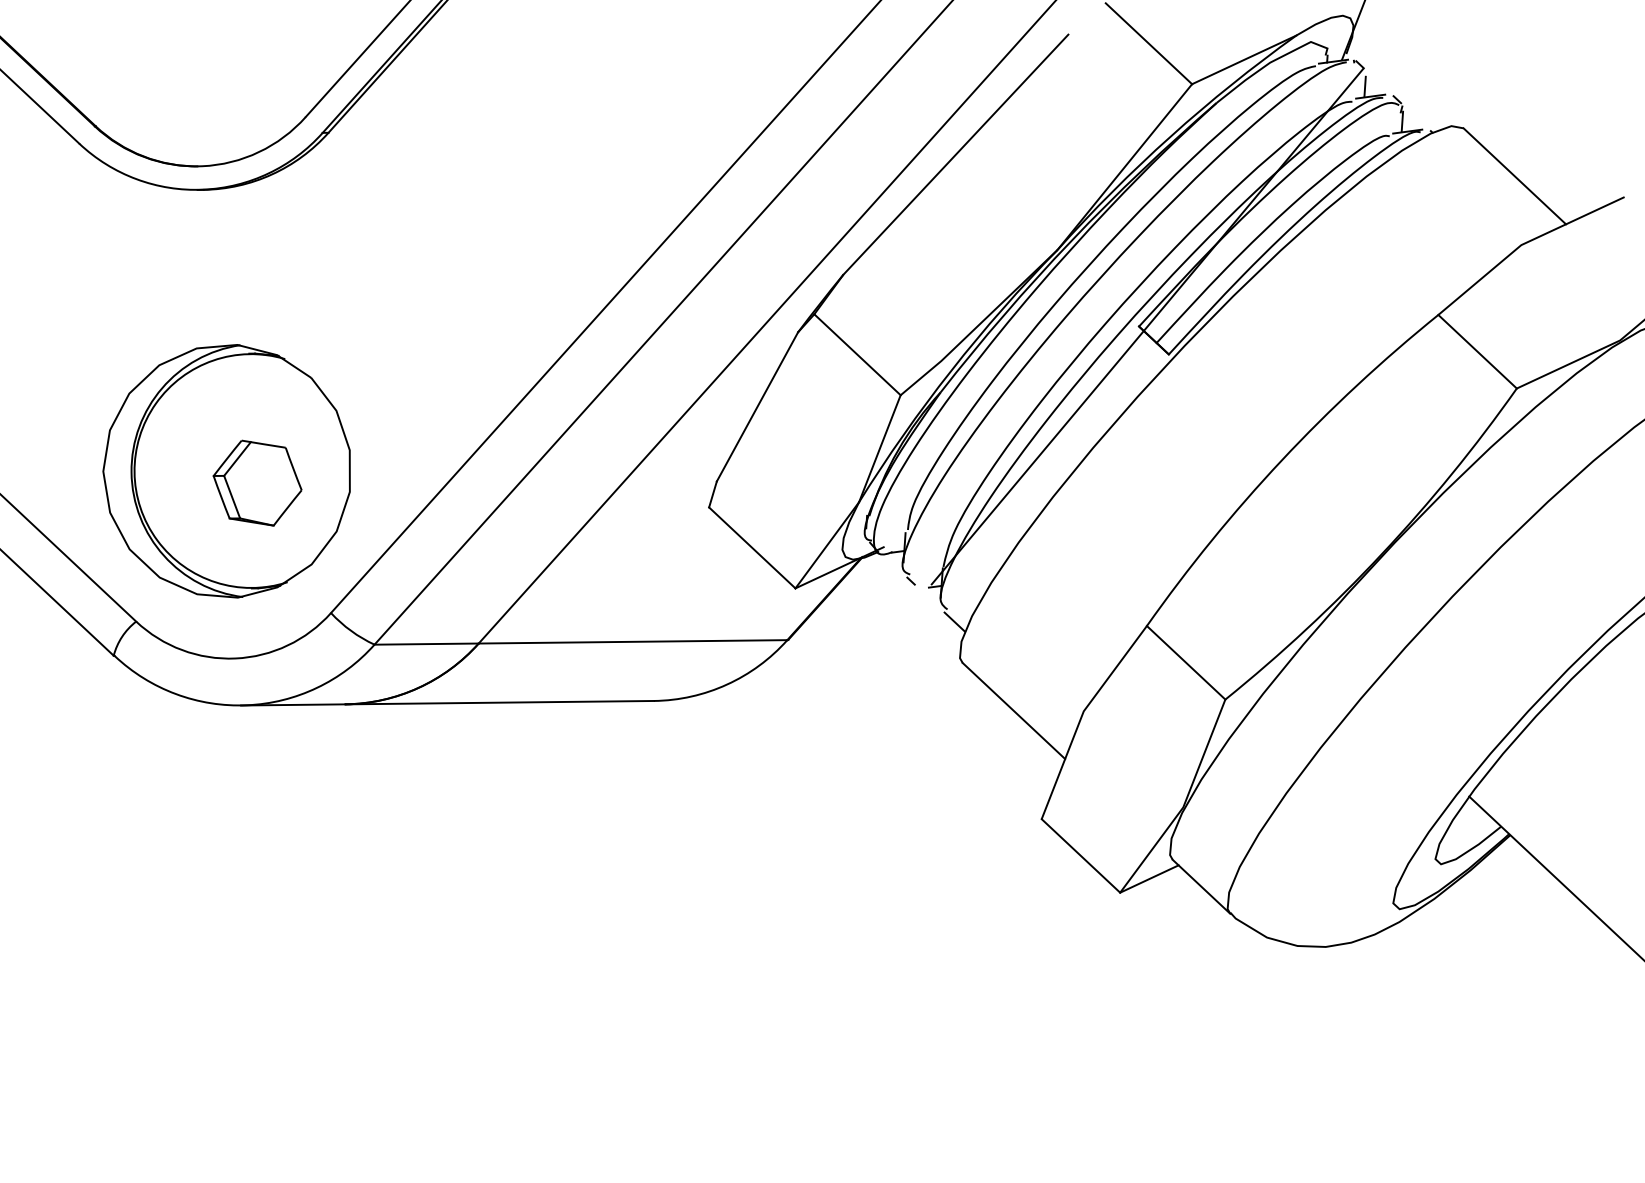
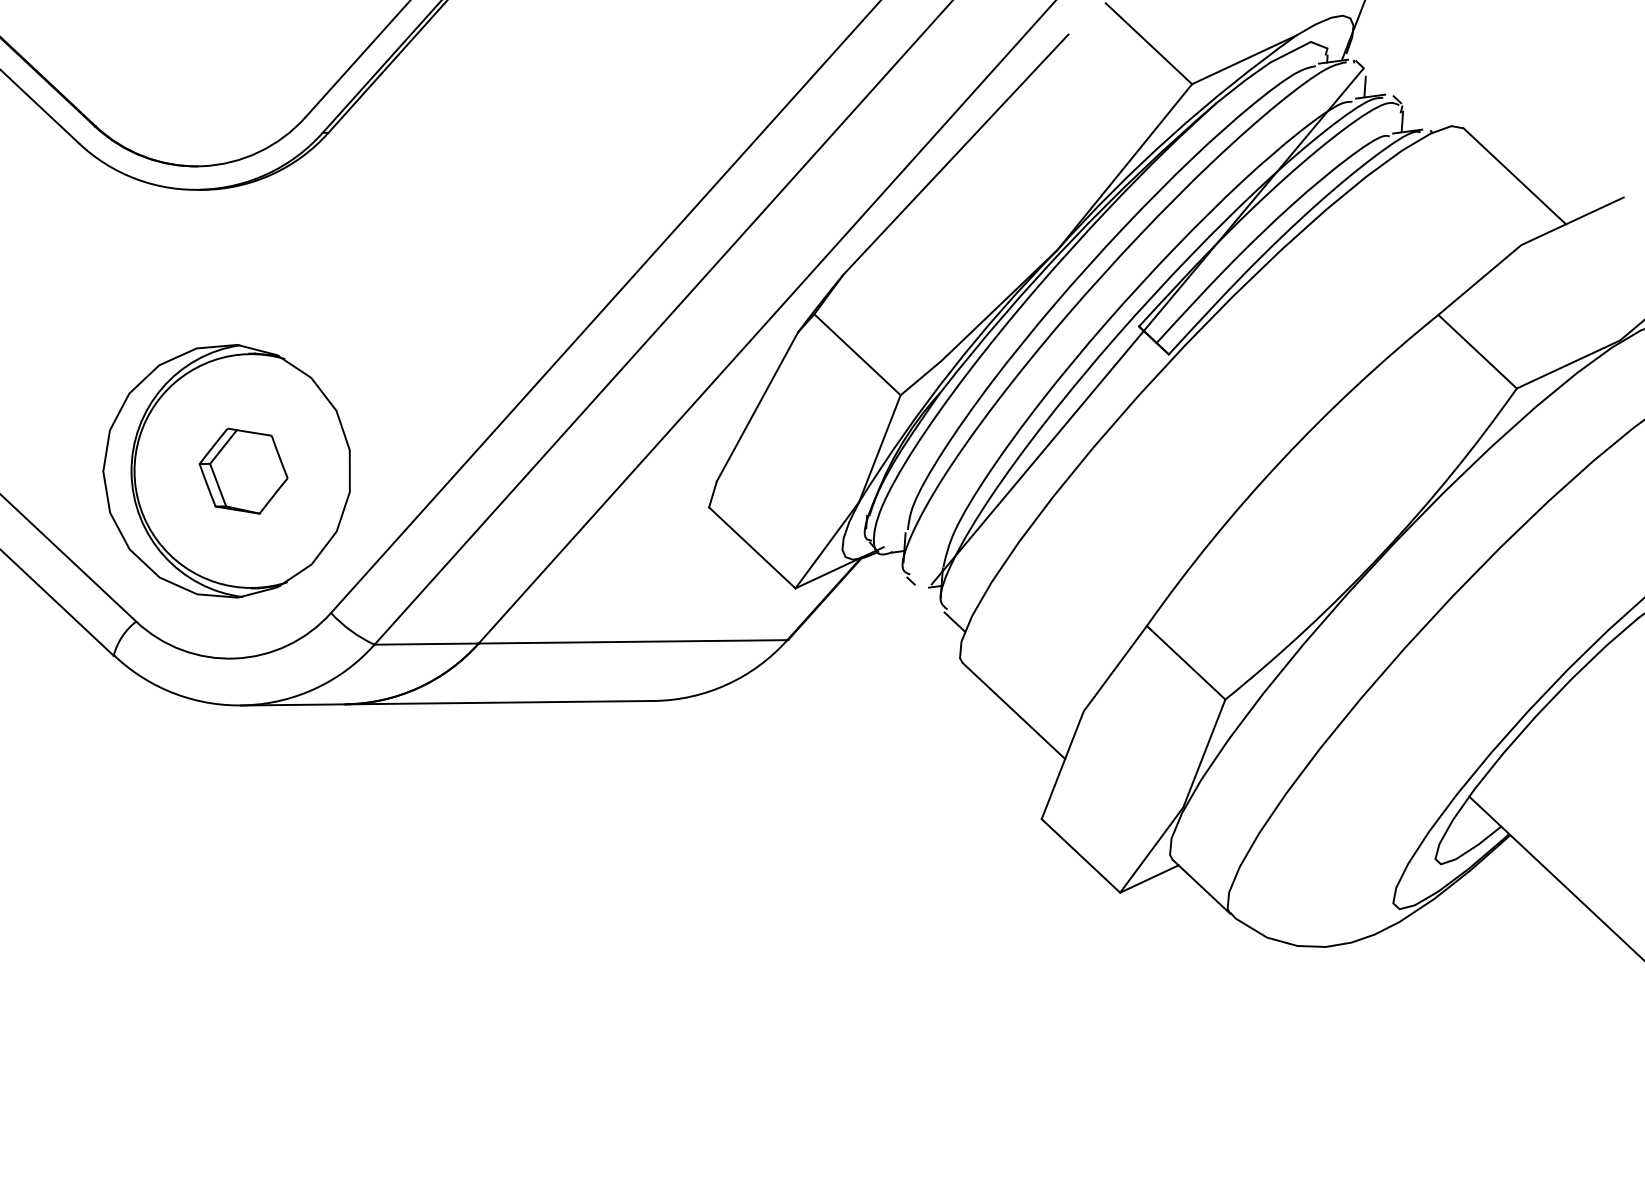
part position: (257, 482) -> (243, 470) (243, 470)
